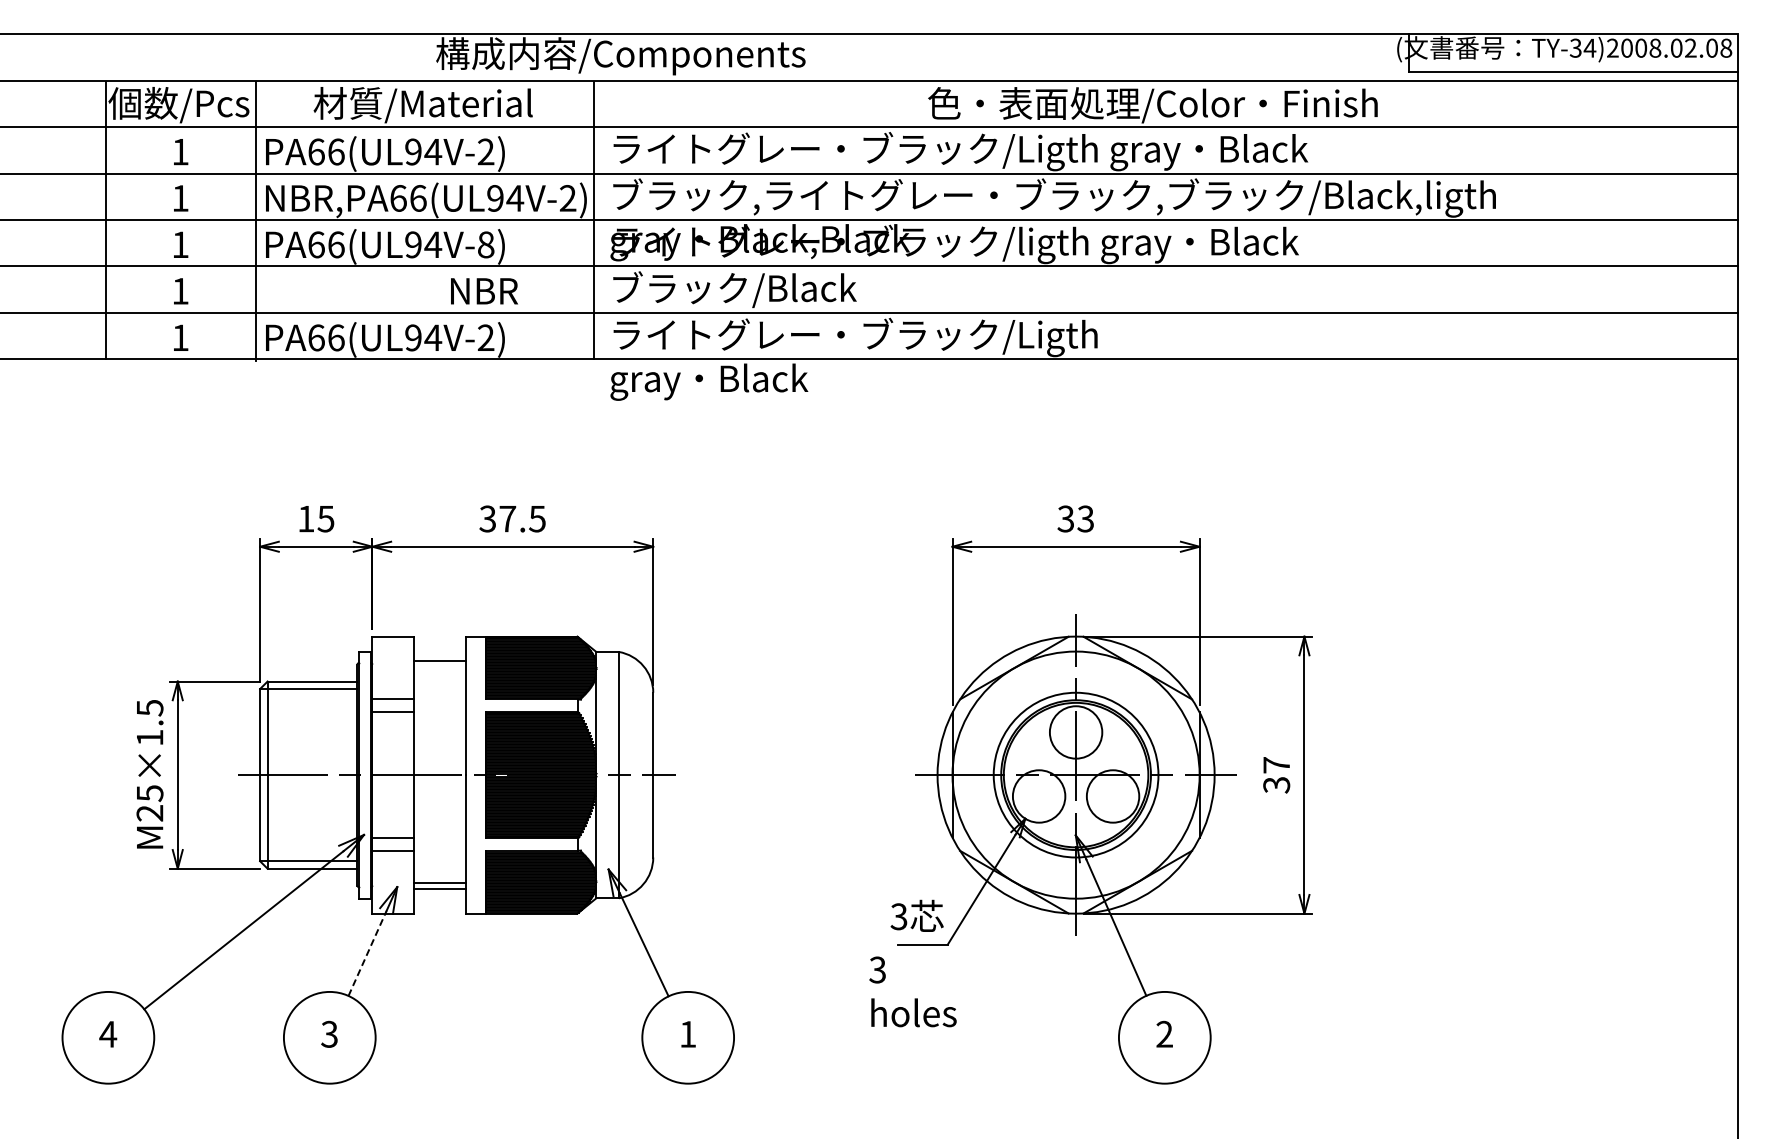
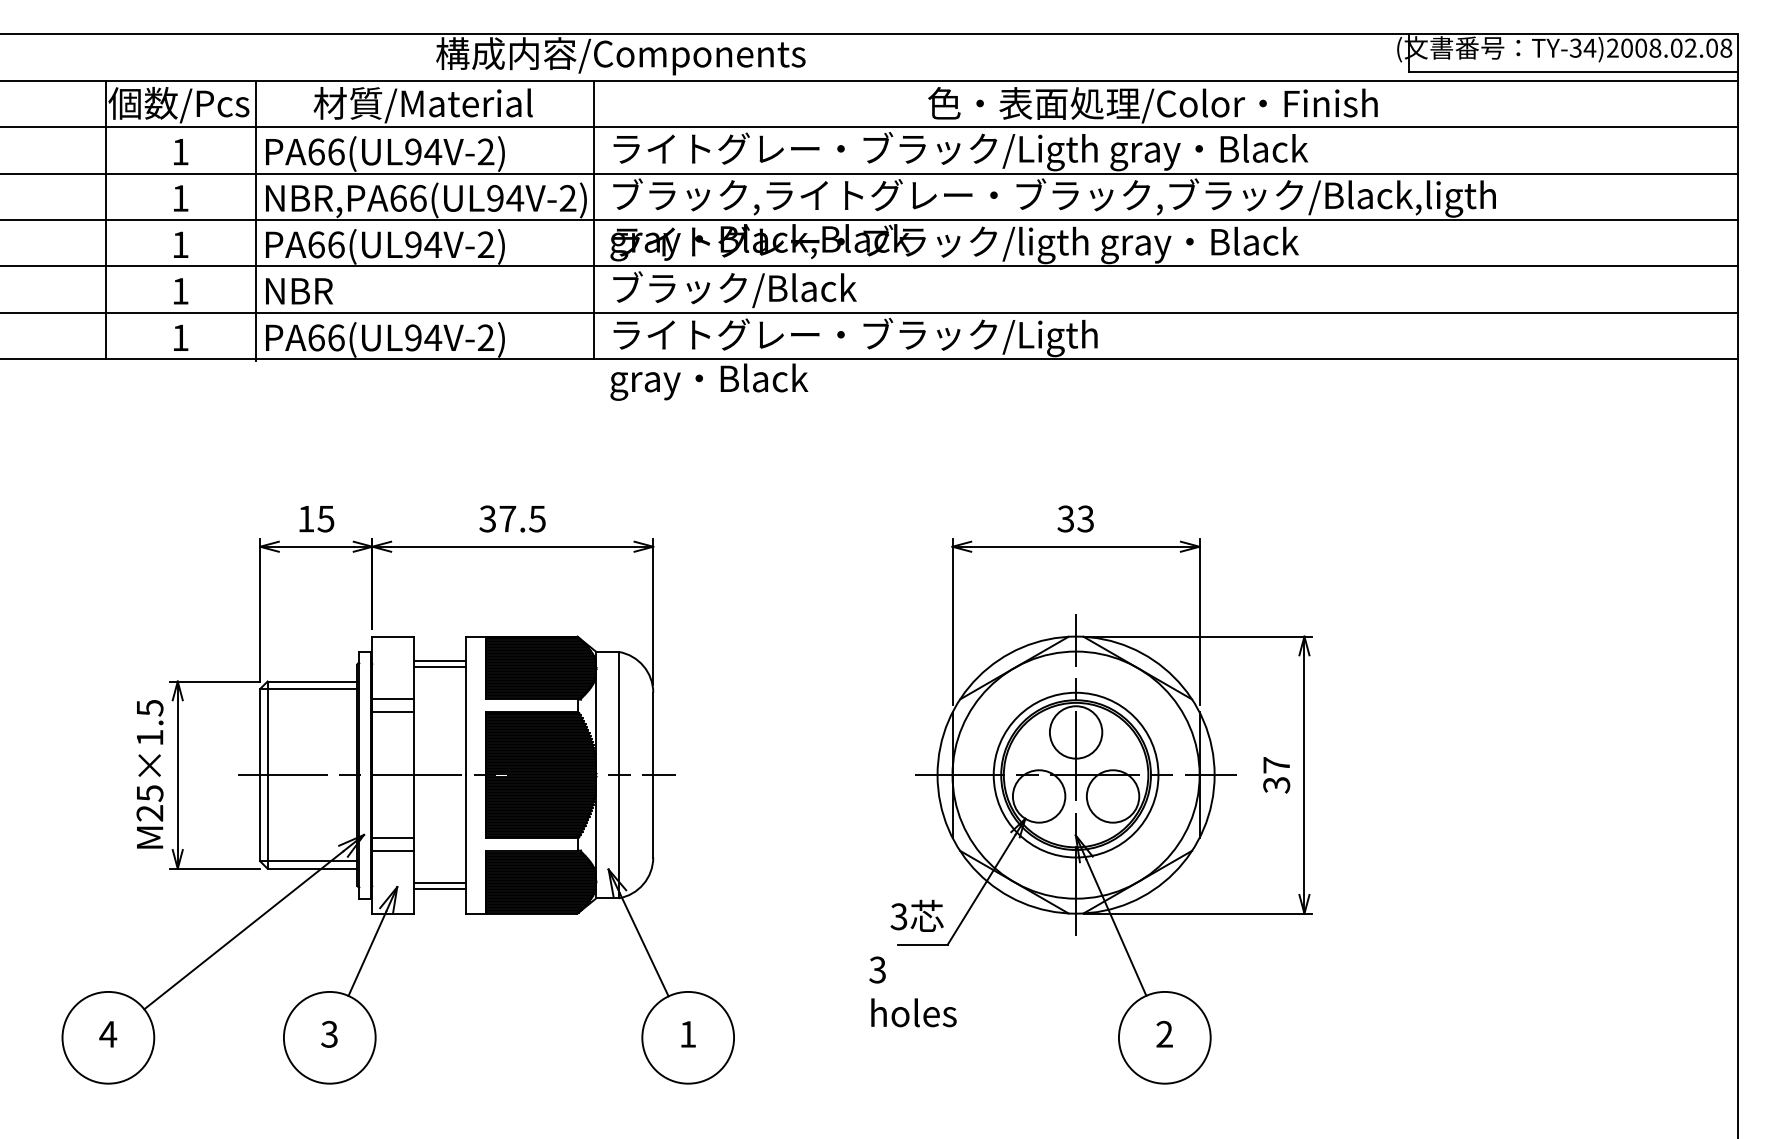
text: PA66(UL94V-8) -> PA66(UL94V-2) (485, 244)
text position: (484, 291) -> (299, 291) (299, 291)
line: none -> present (440, 666)
line: dashed -> solid (367, 953)
